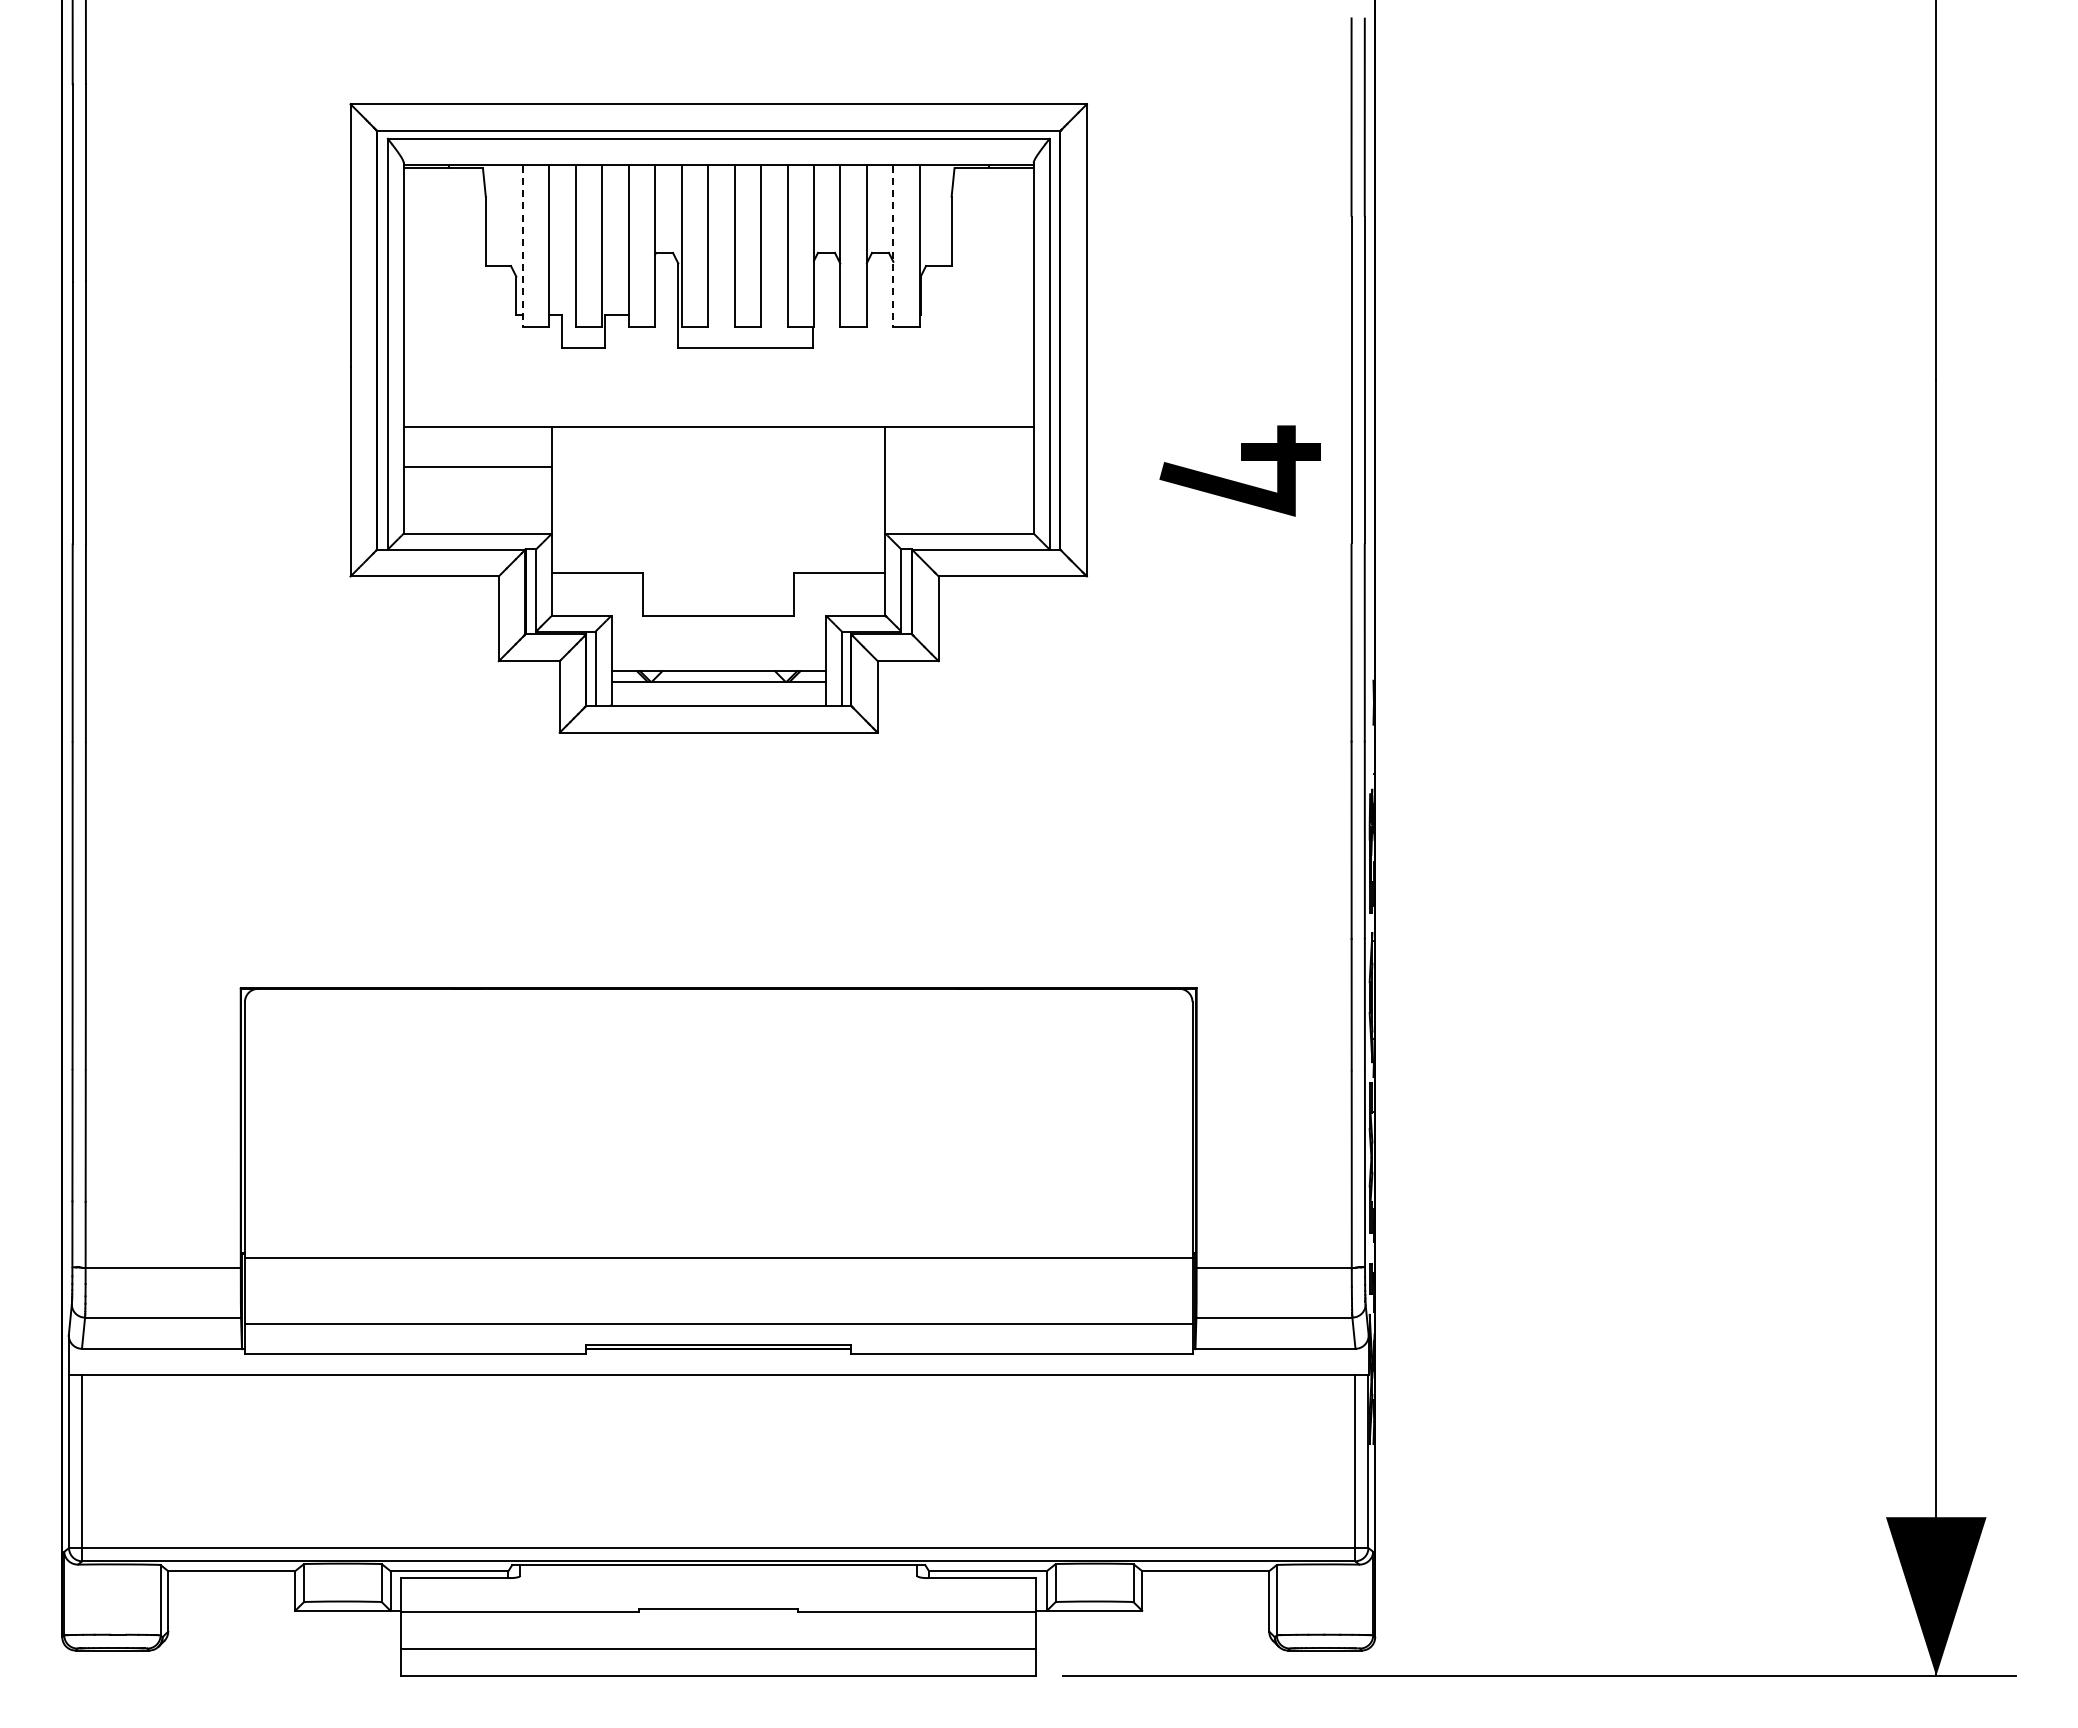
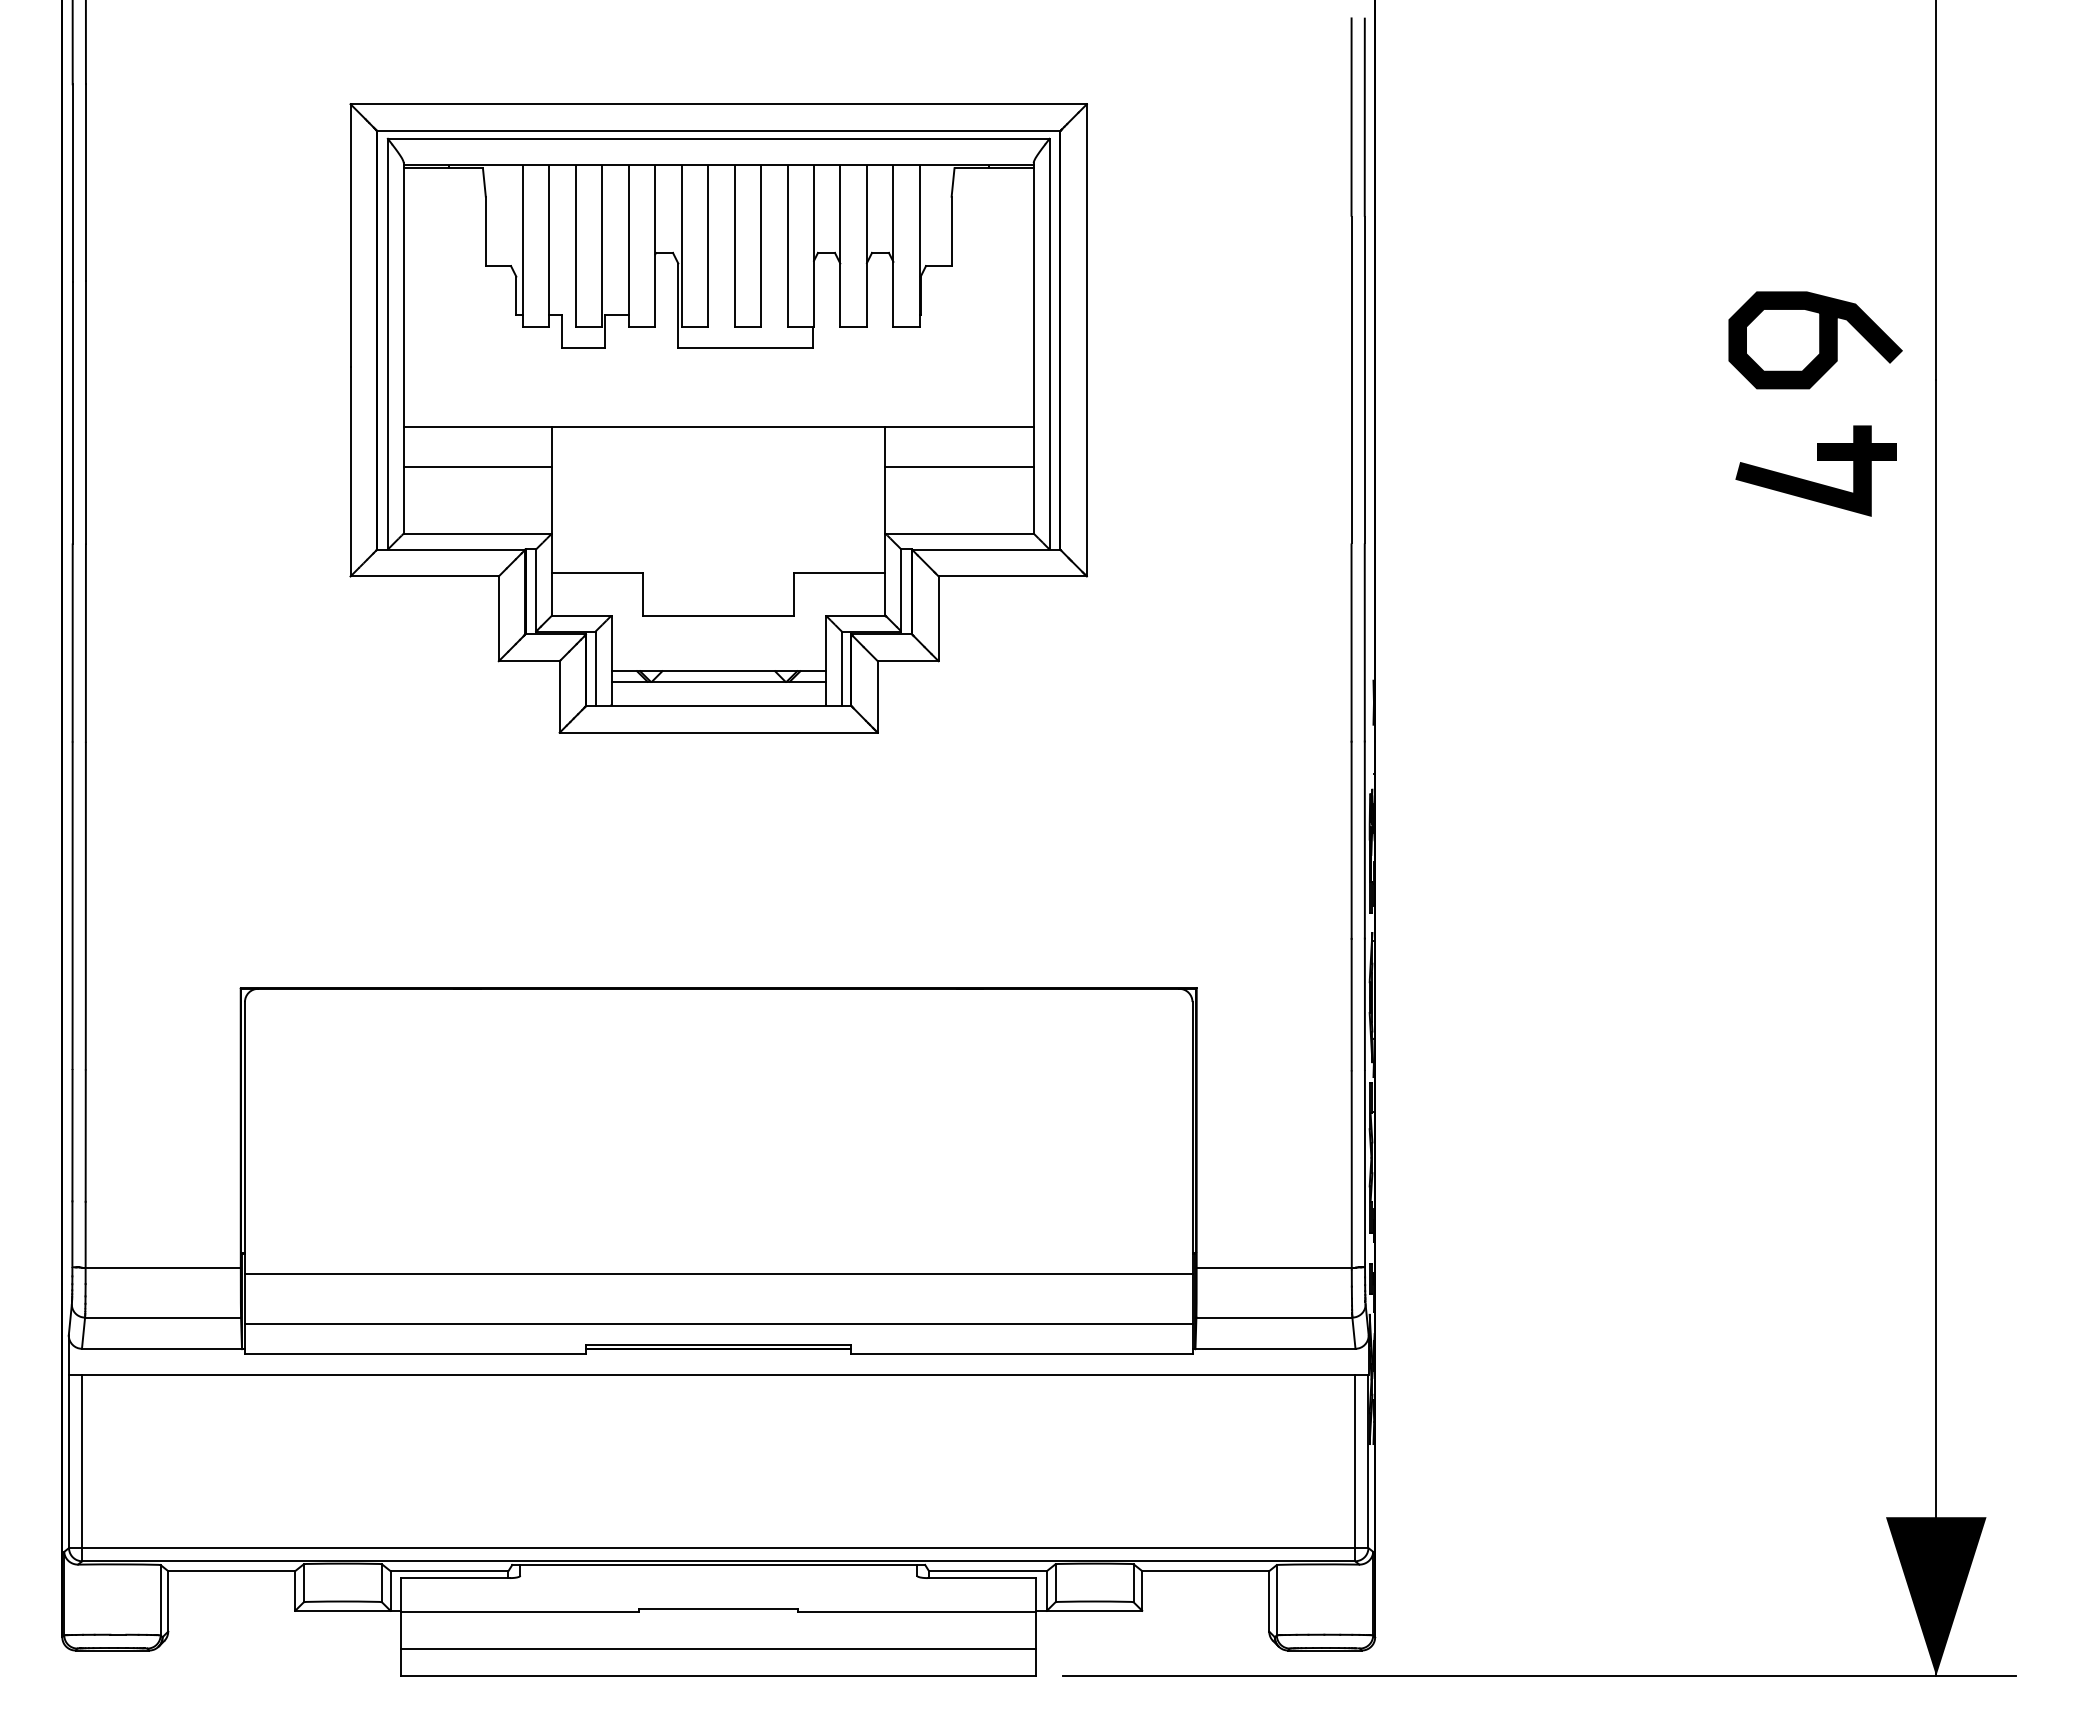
line: dashed -> solid (522, 246)
line: dashed -> solid (893, 246)
curve: none -> present (1819, 340)
part position: (1241, 460) -> (1817, 460) (1817, 460)
line: none -> present (959, 467)
line position: (718, 1258) -> (718, 1274) (718, 1274)
